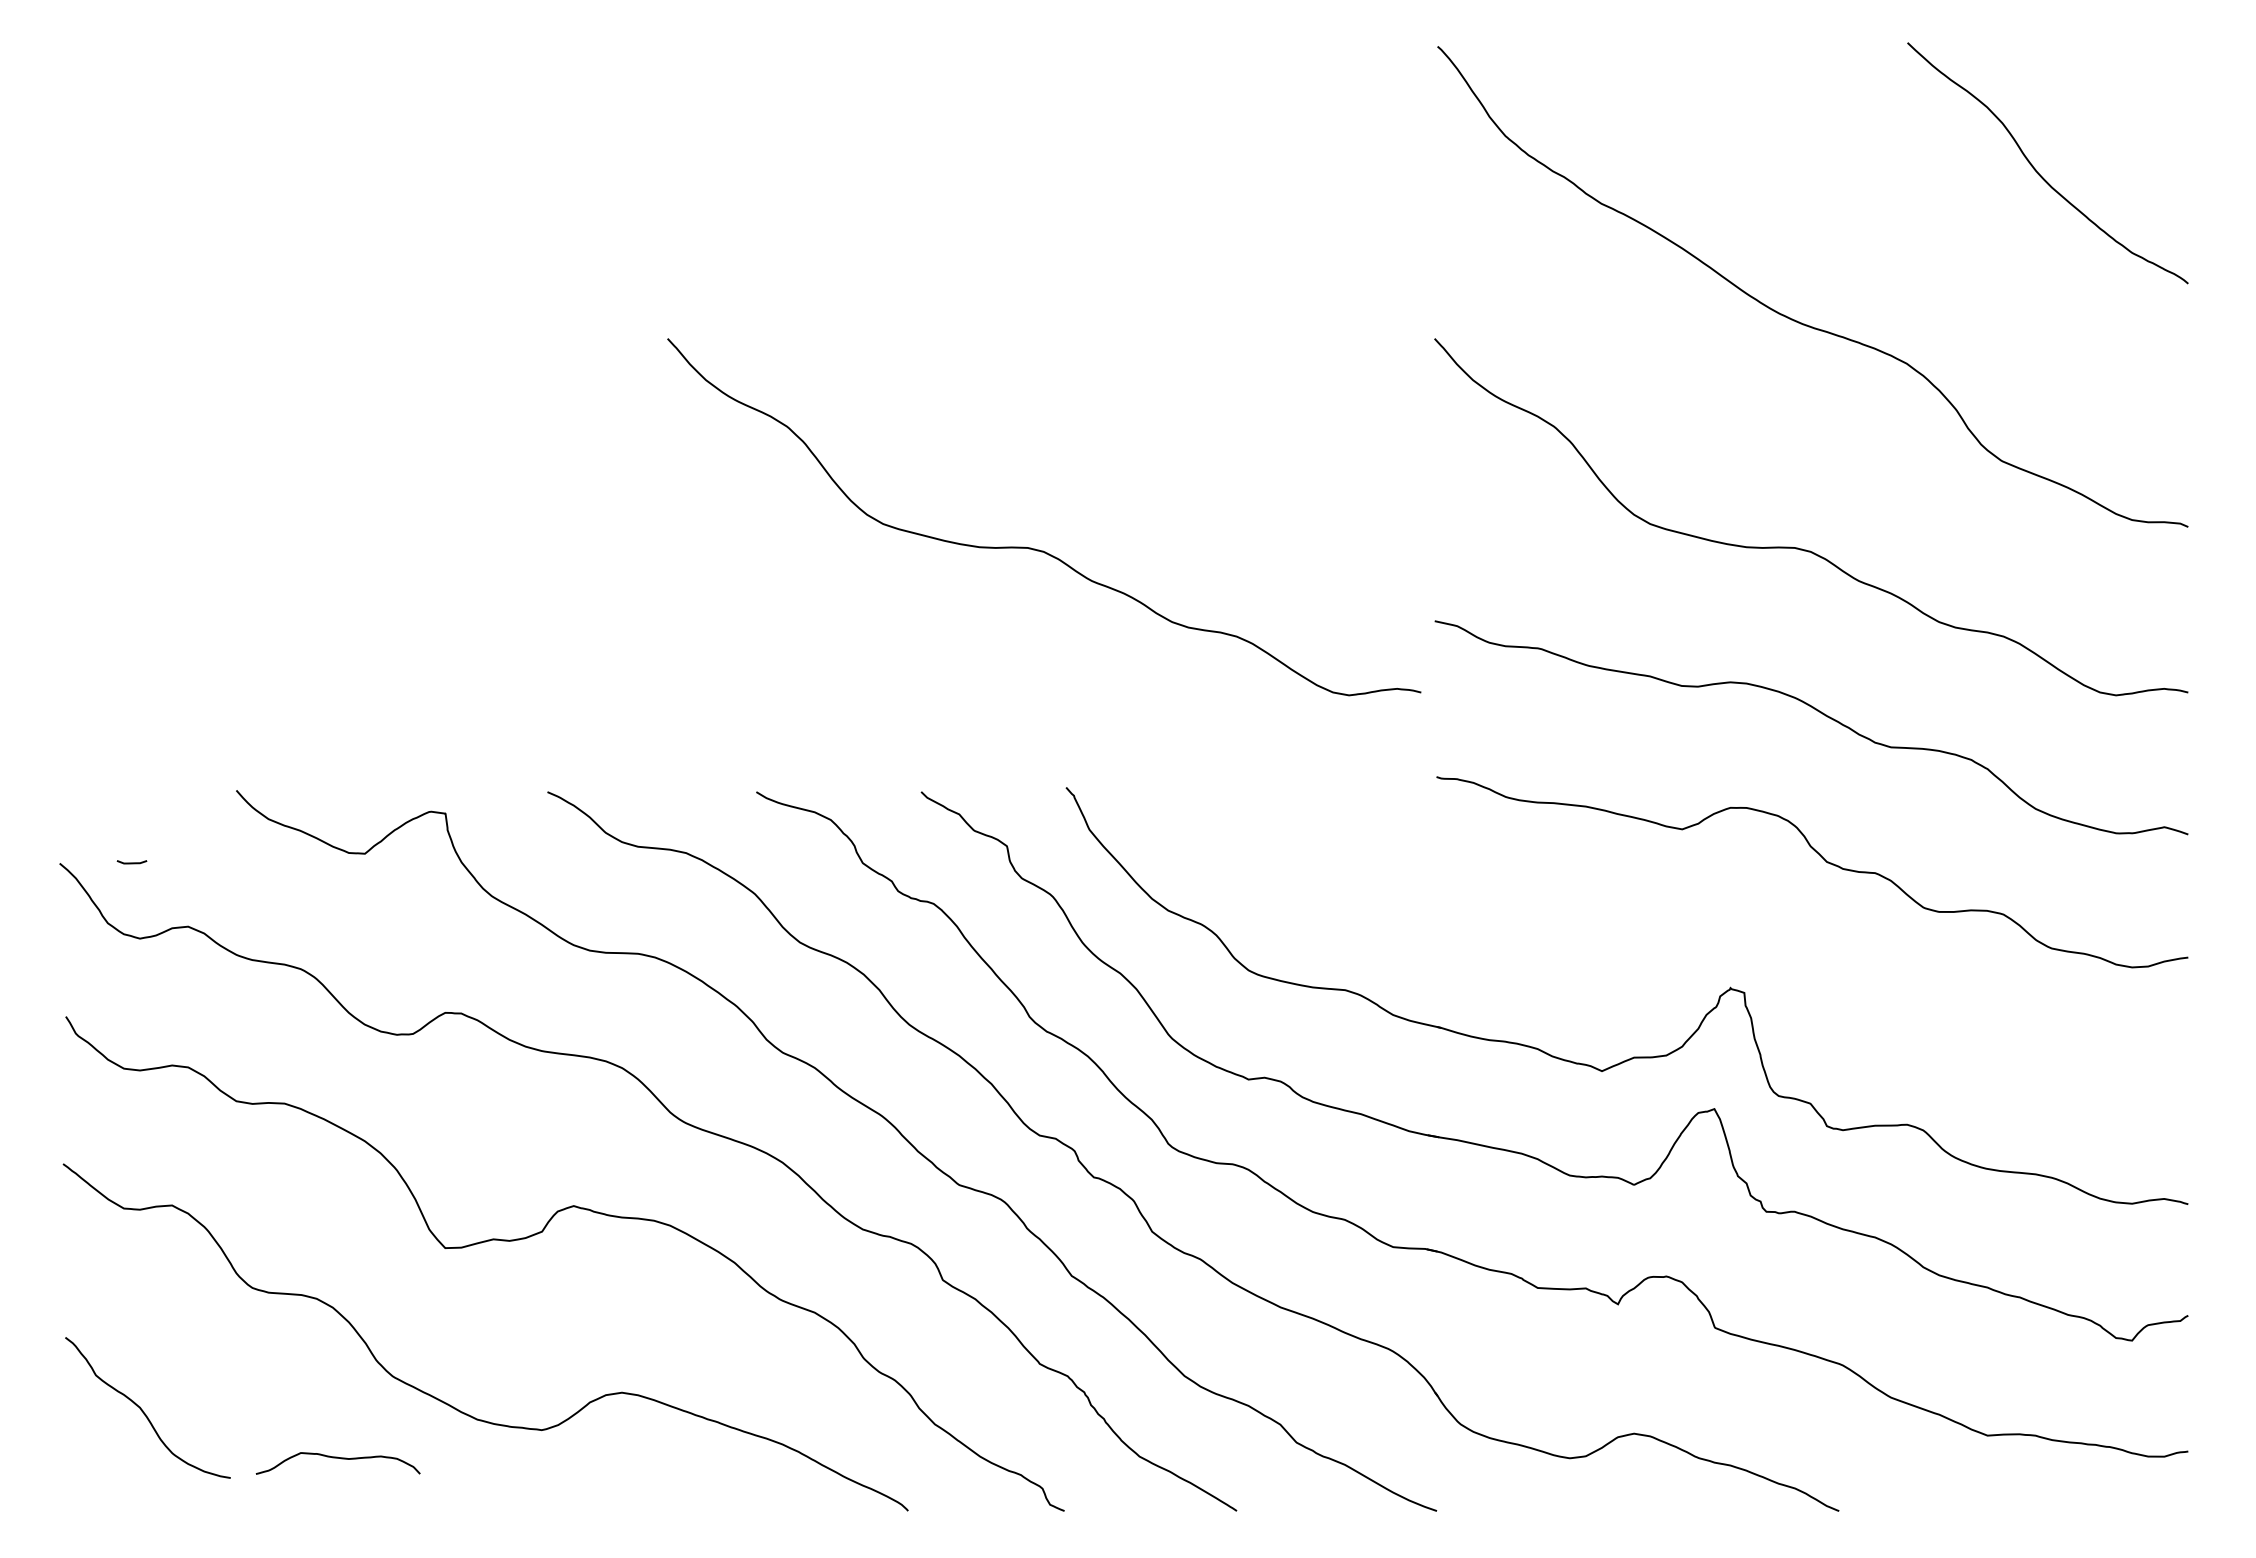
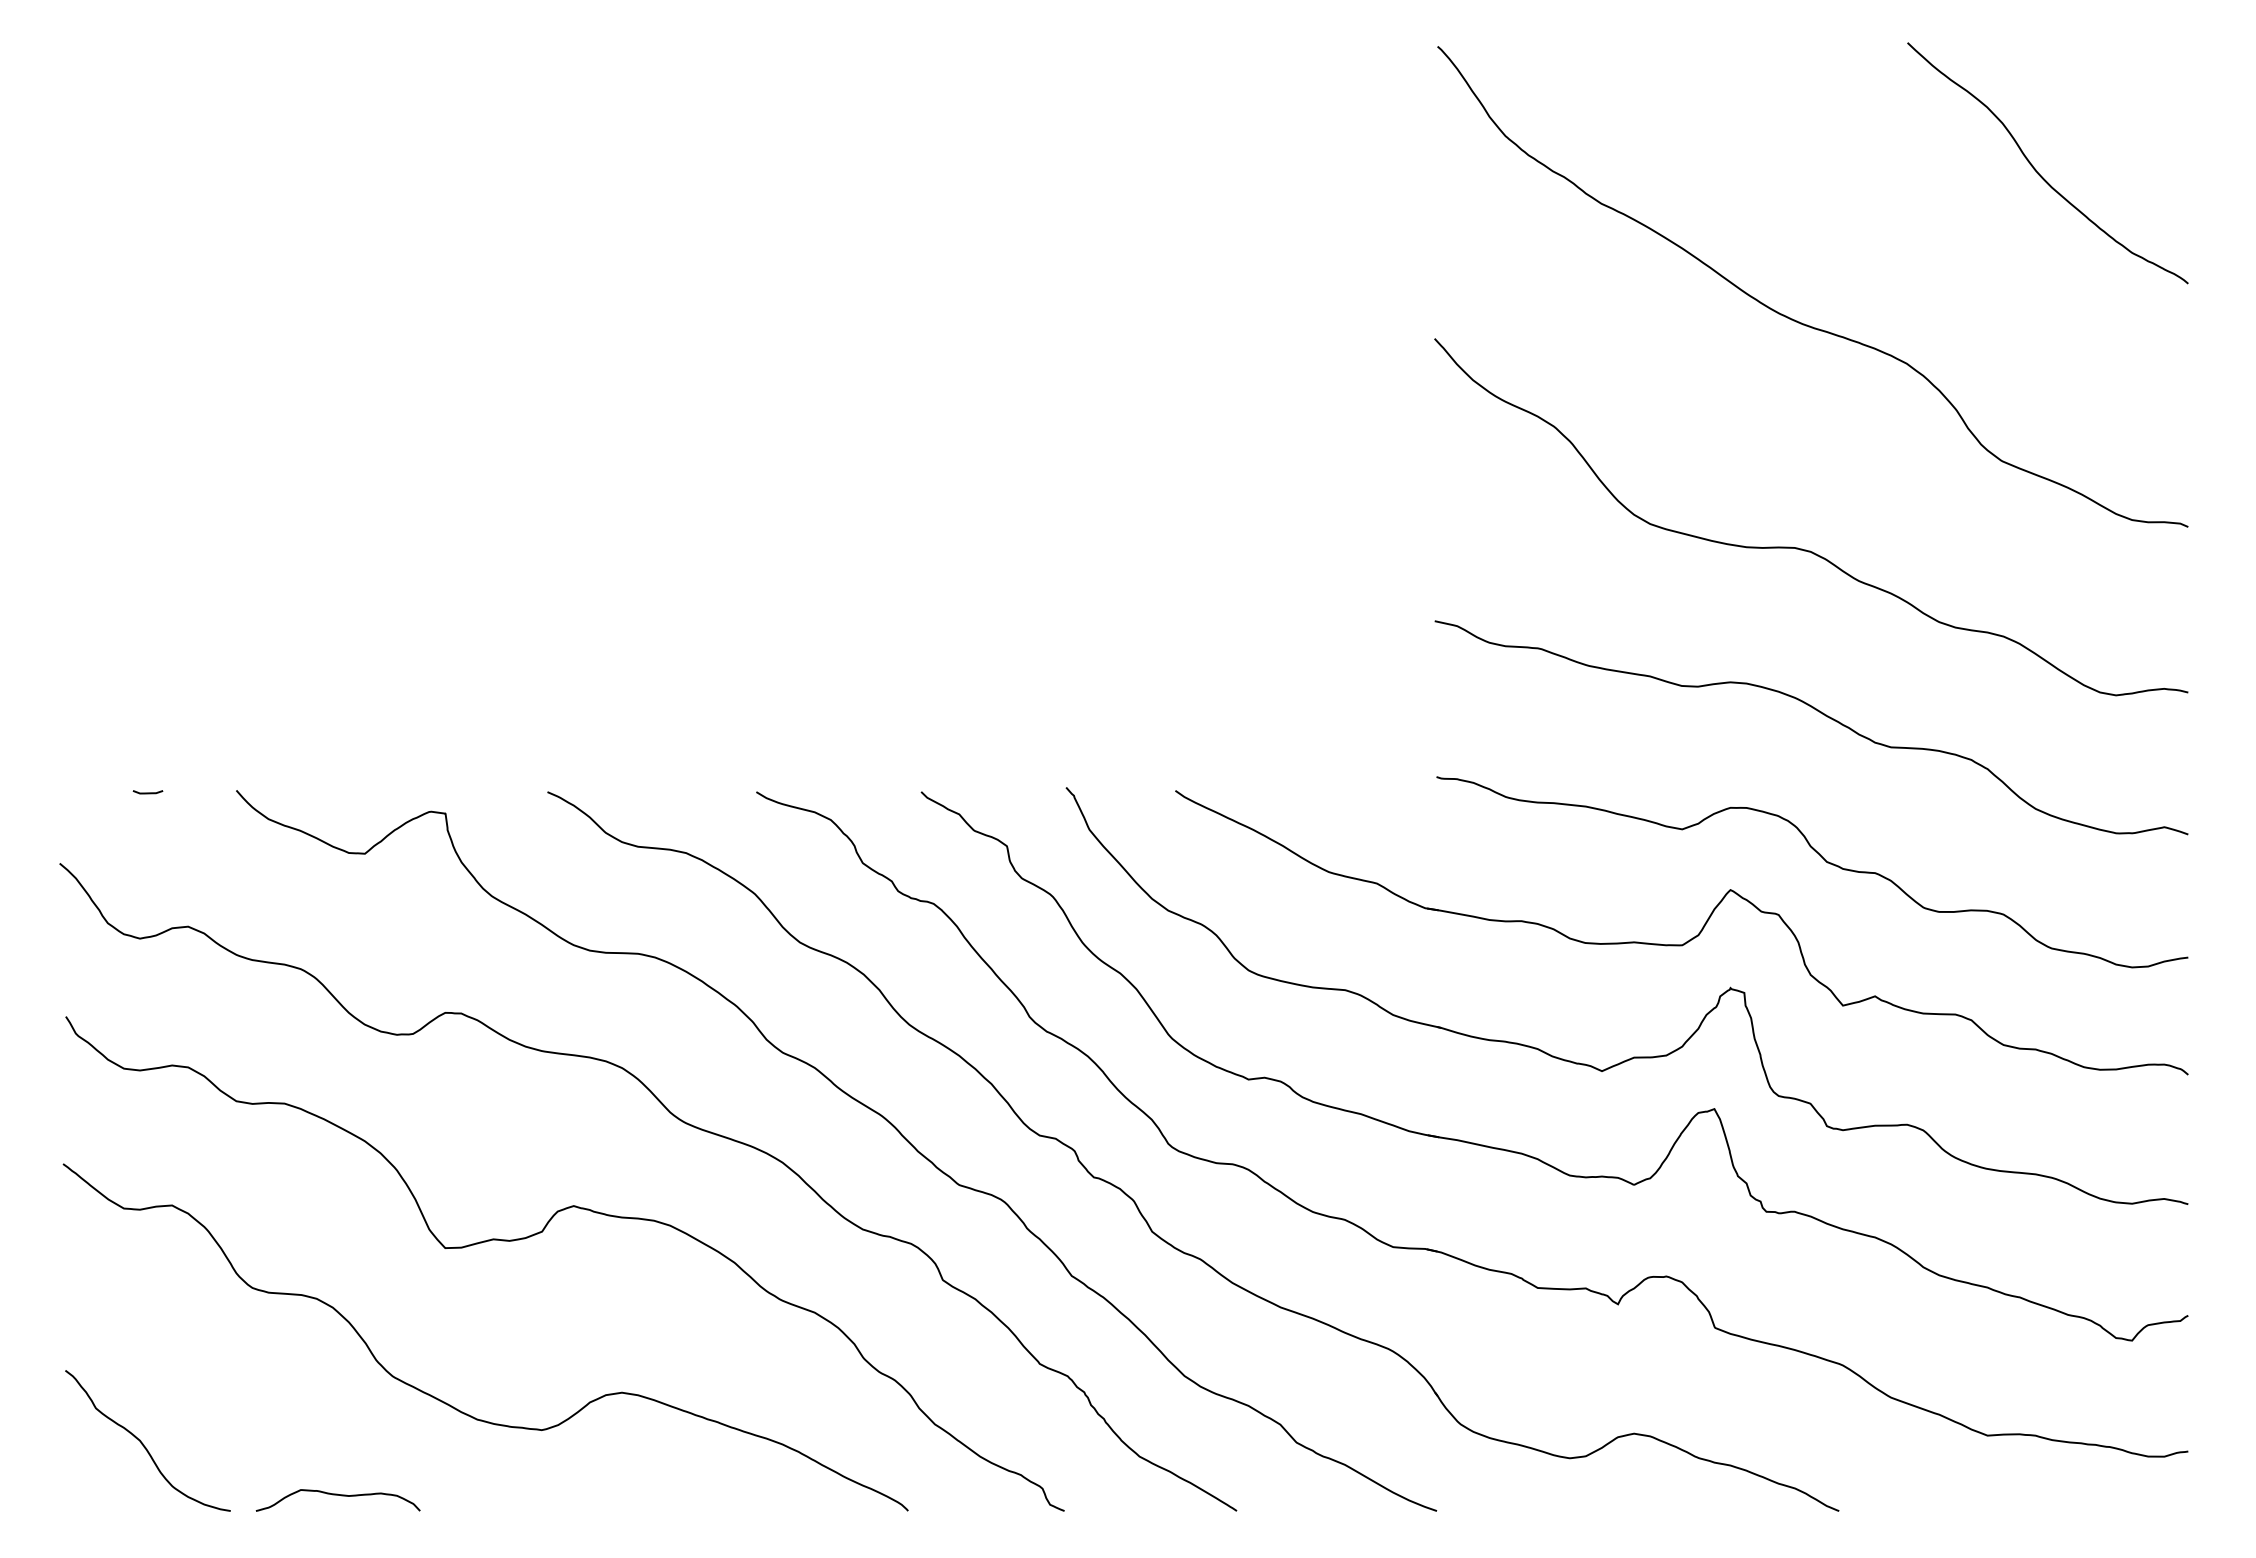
curve: present -> none (1035, 548)
curve position: (131, 862) -> (147, 792) (147, 792)
part: none -> present (1686, 941)
curve position: (143, 1410) -> (143, 1443) (143, 1443)
curve position: (337, 1458) -> (337, 1495) (337, 1495)
